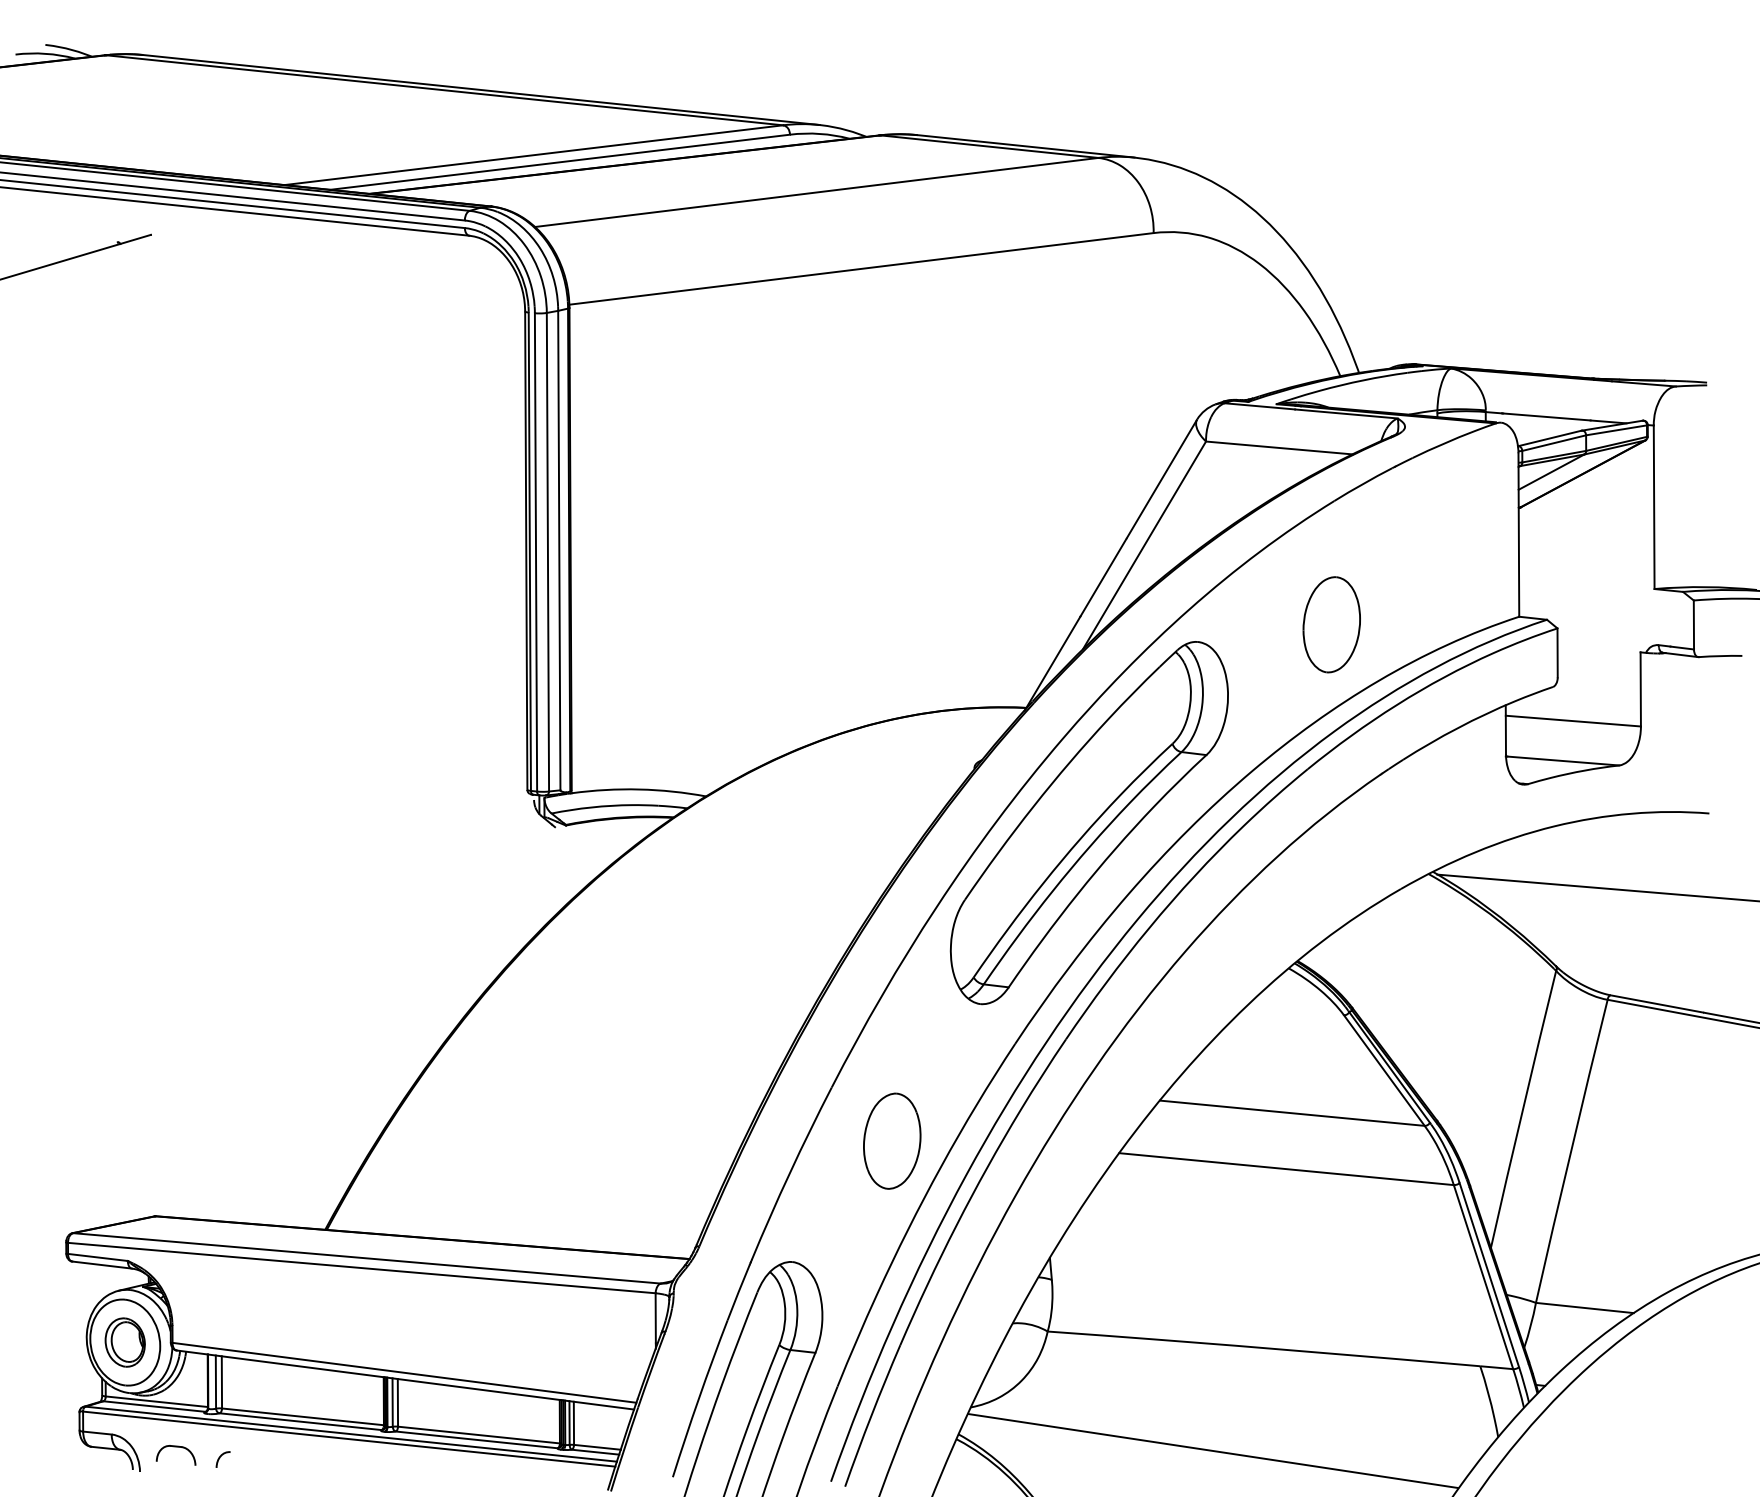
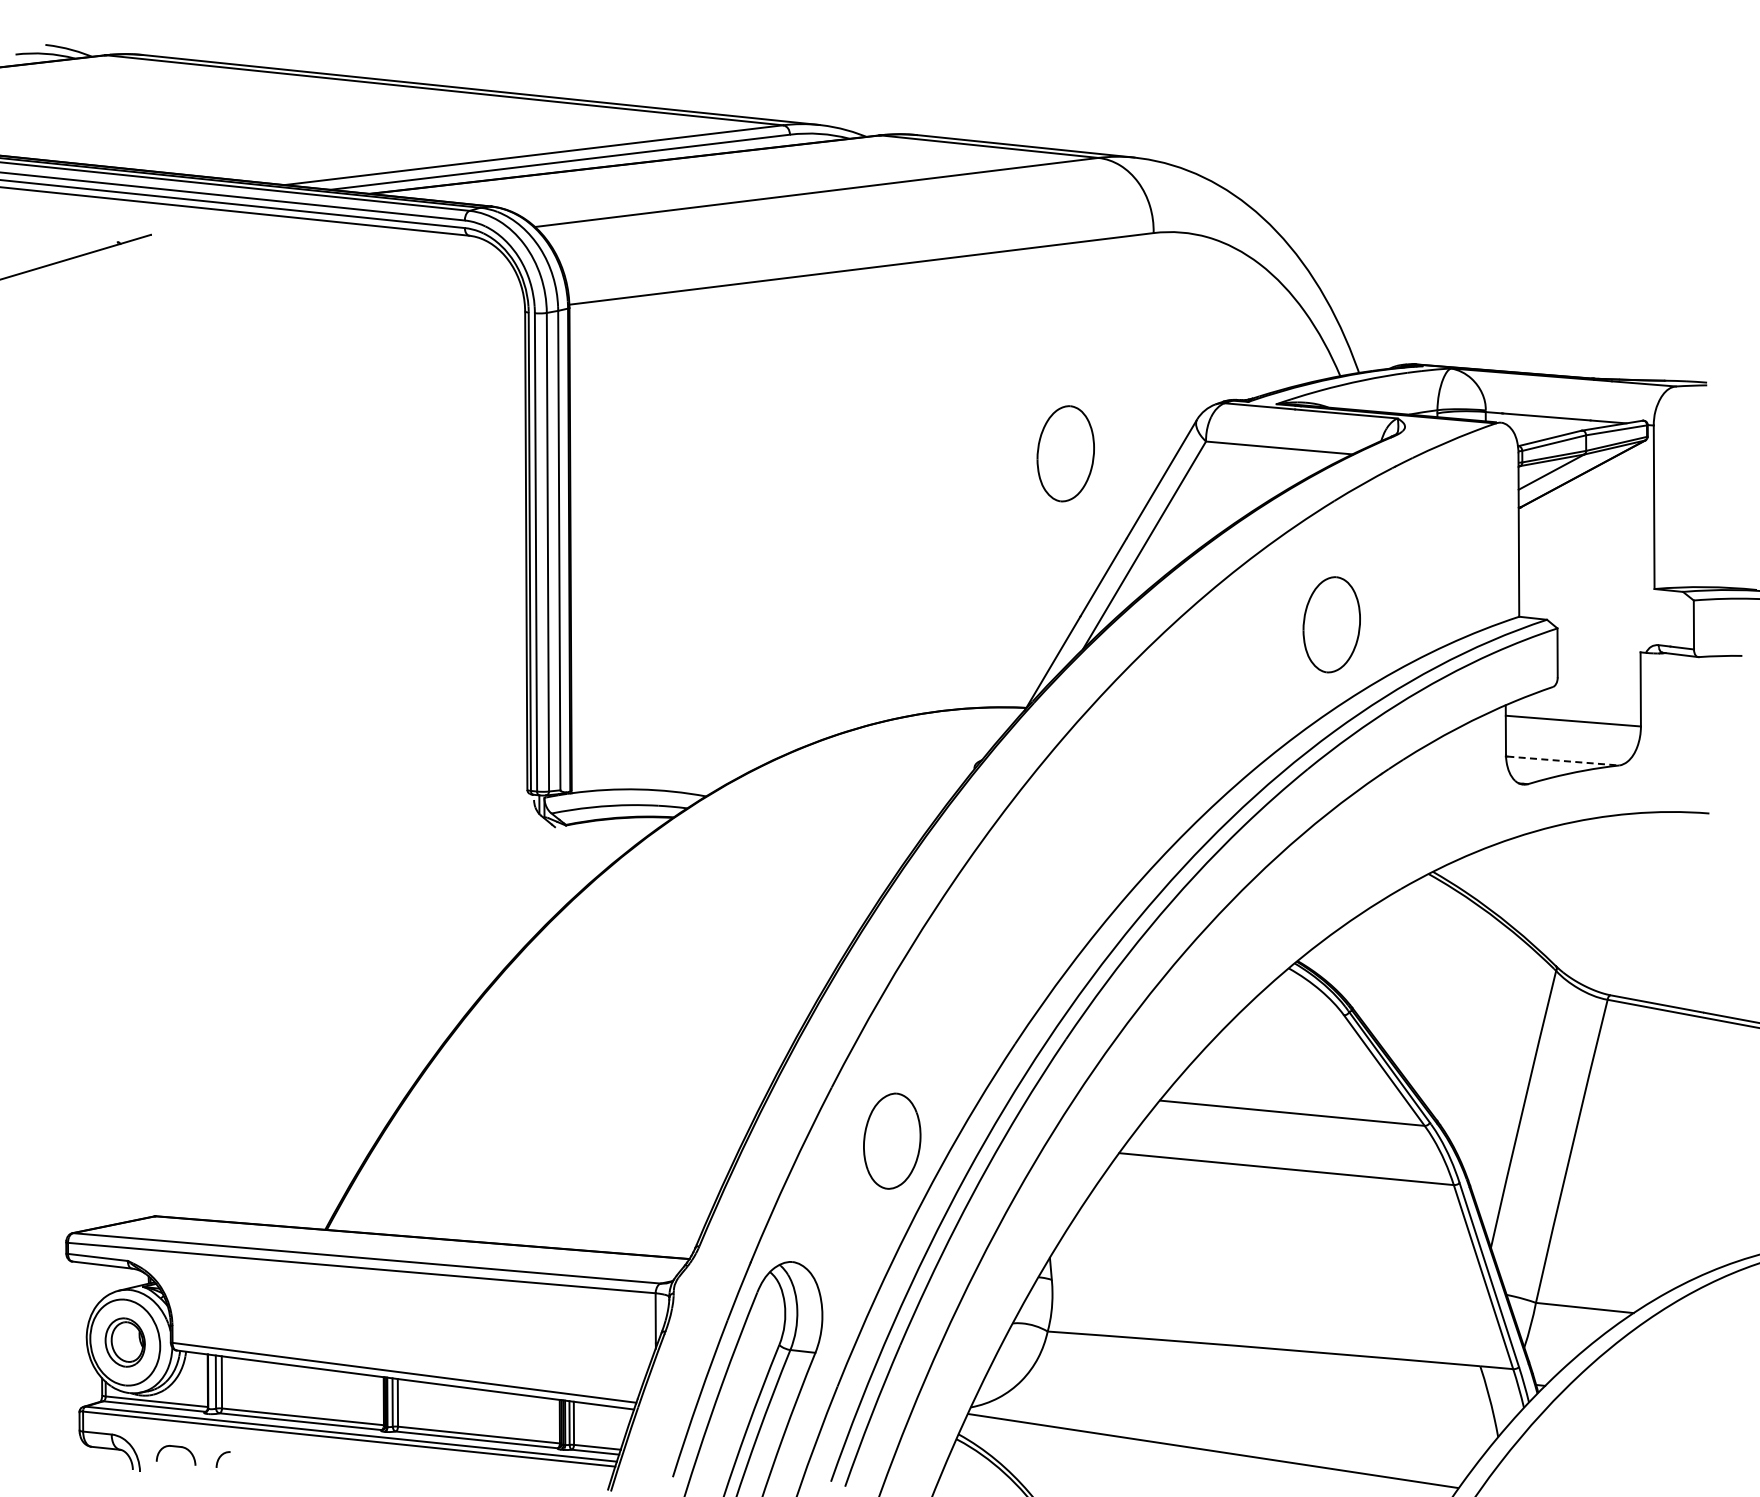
part: none -> present (1065, 453)
line: solid -> dashed (1563, 761)
part: present -> none (1088, 823)
line: present -> none (1596, 887)
